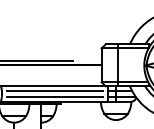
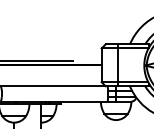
line: present -> none (54, 91)
line: present -> none (54, 96)
